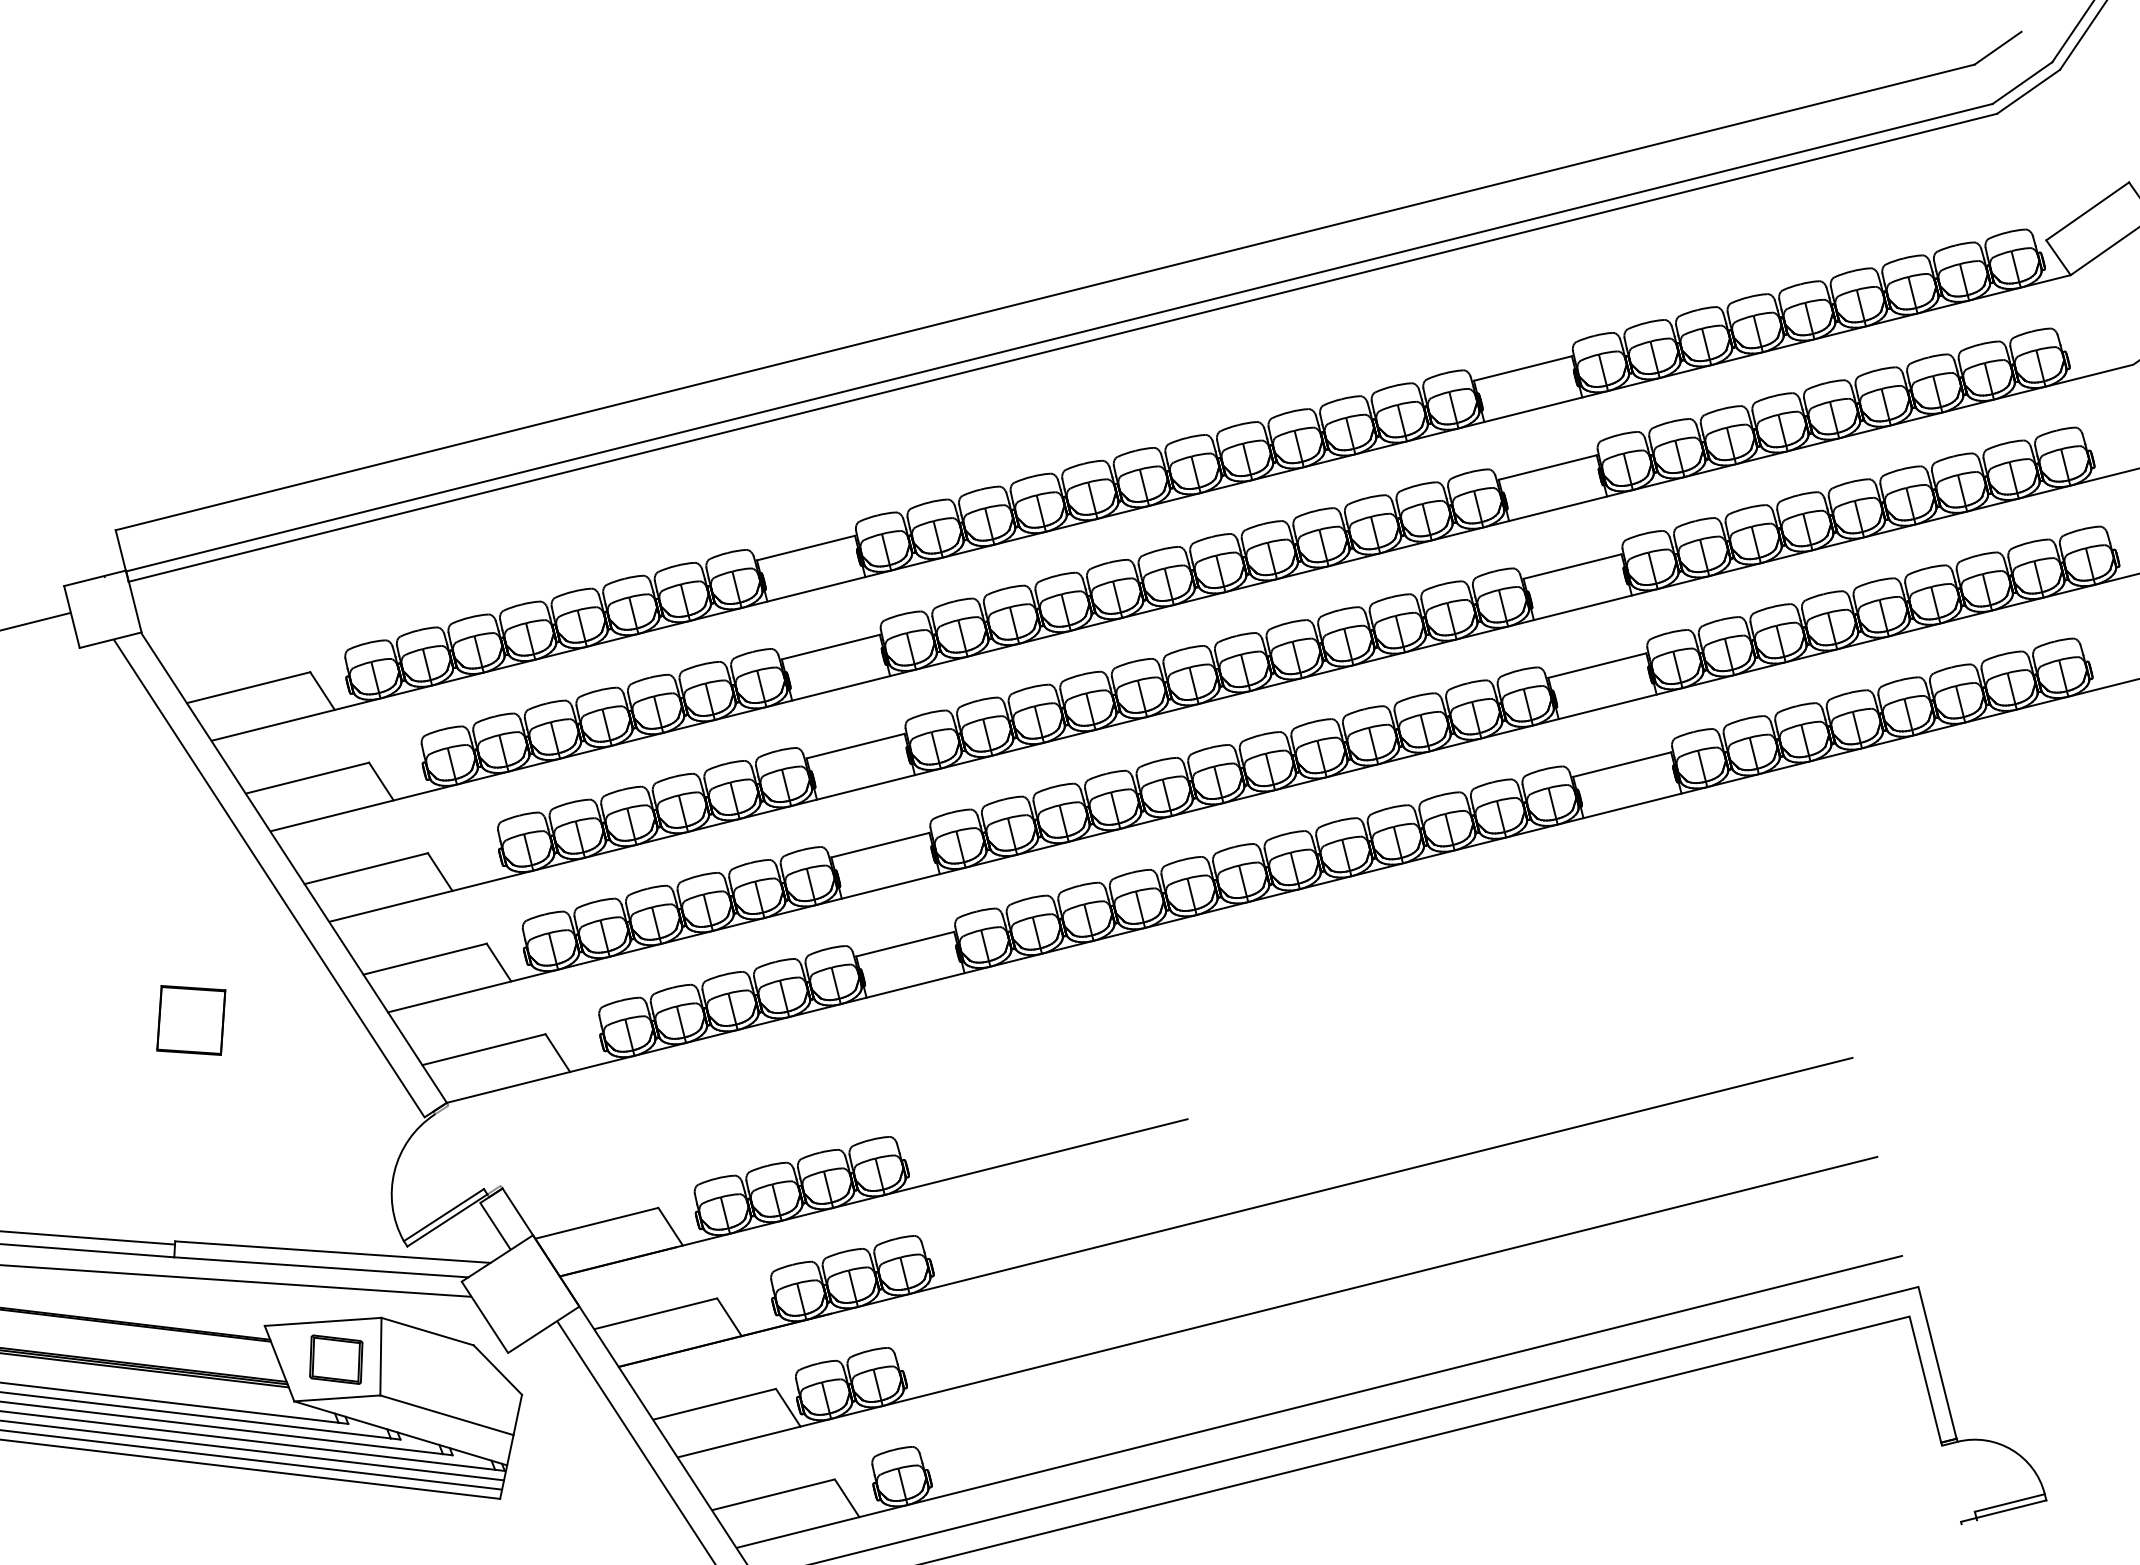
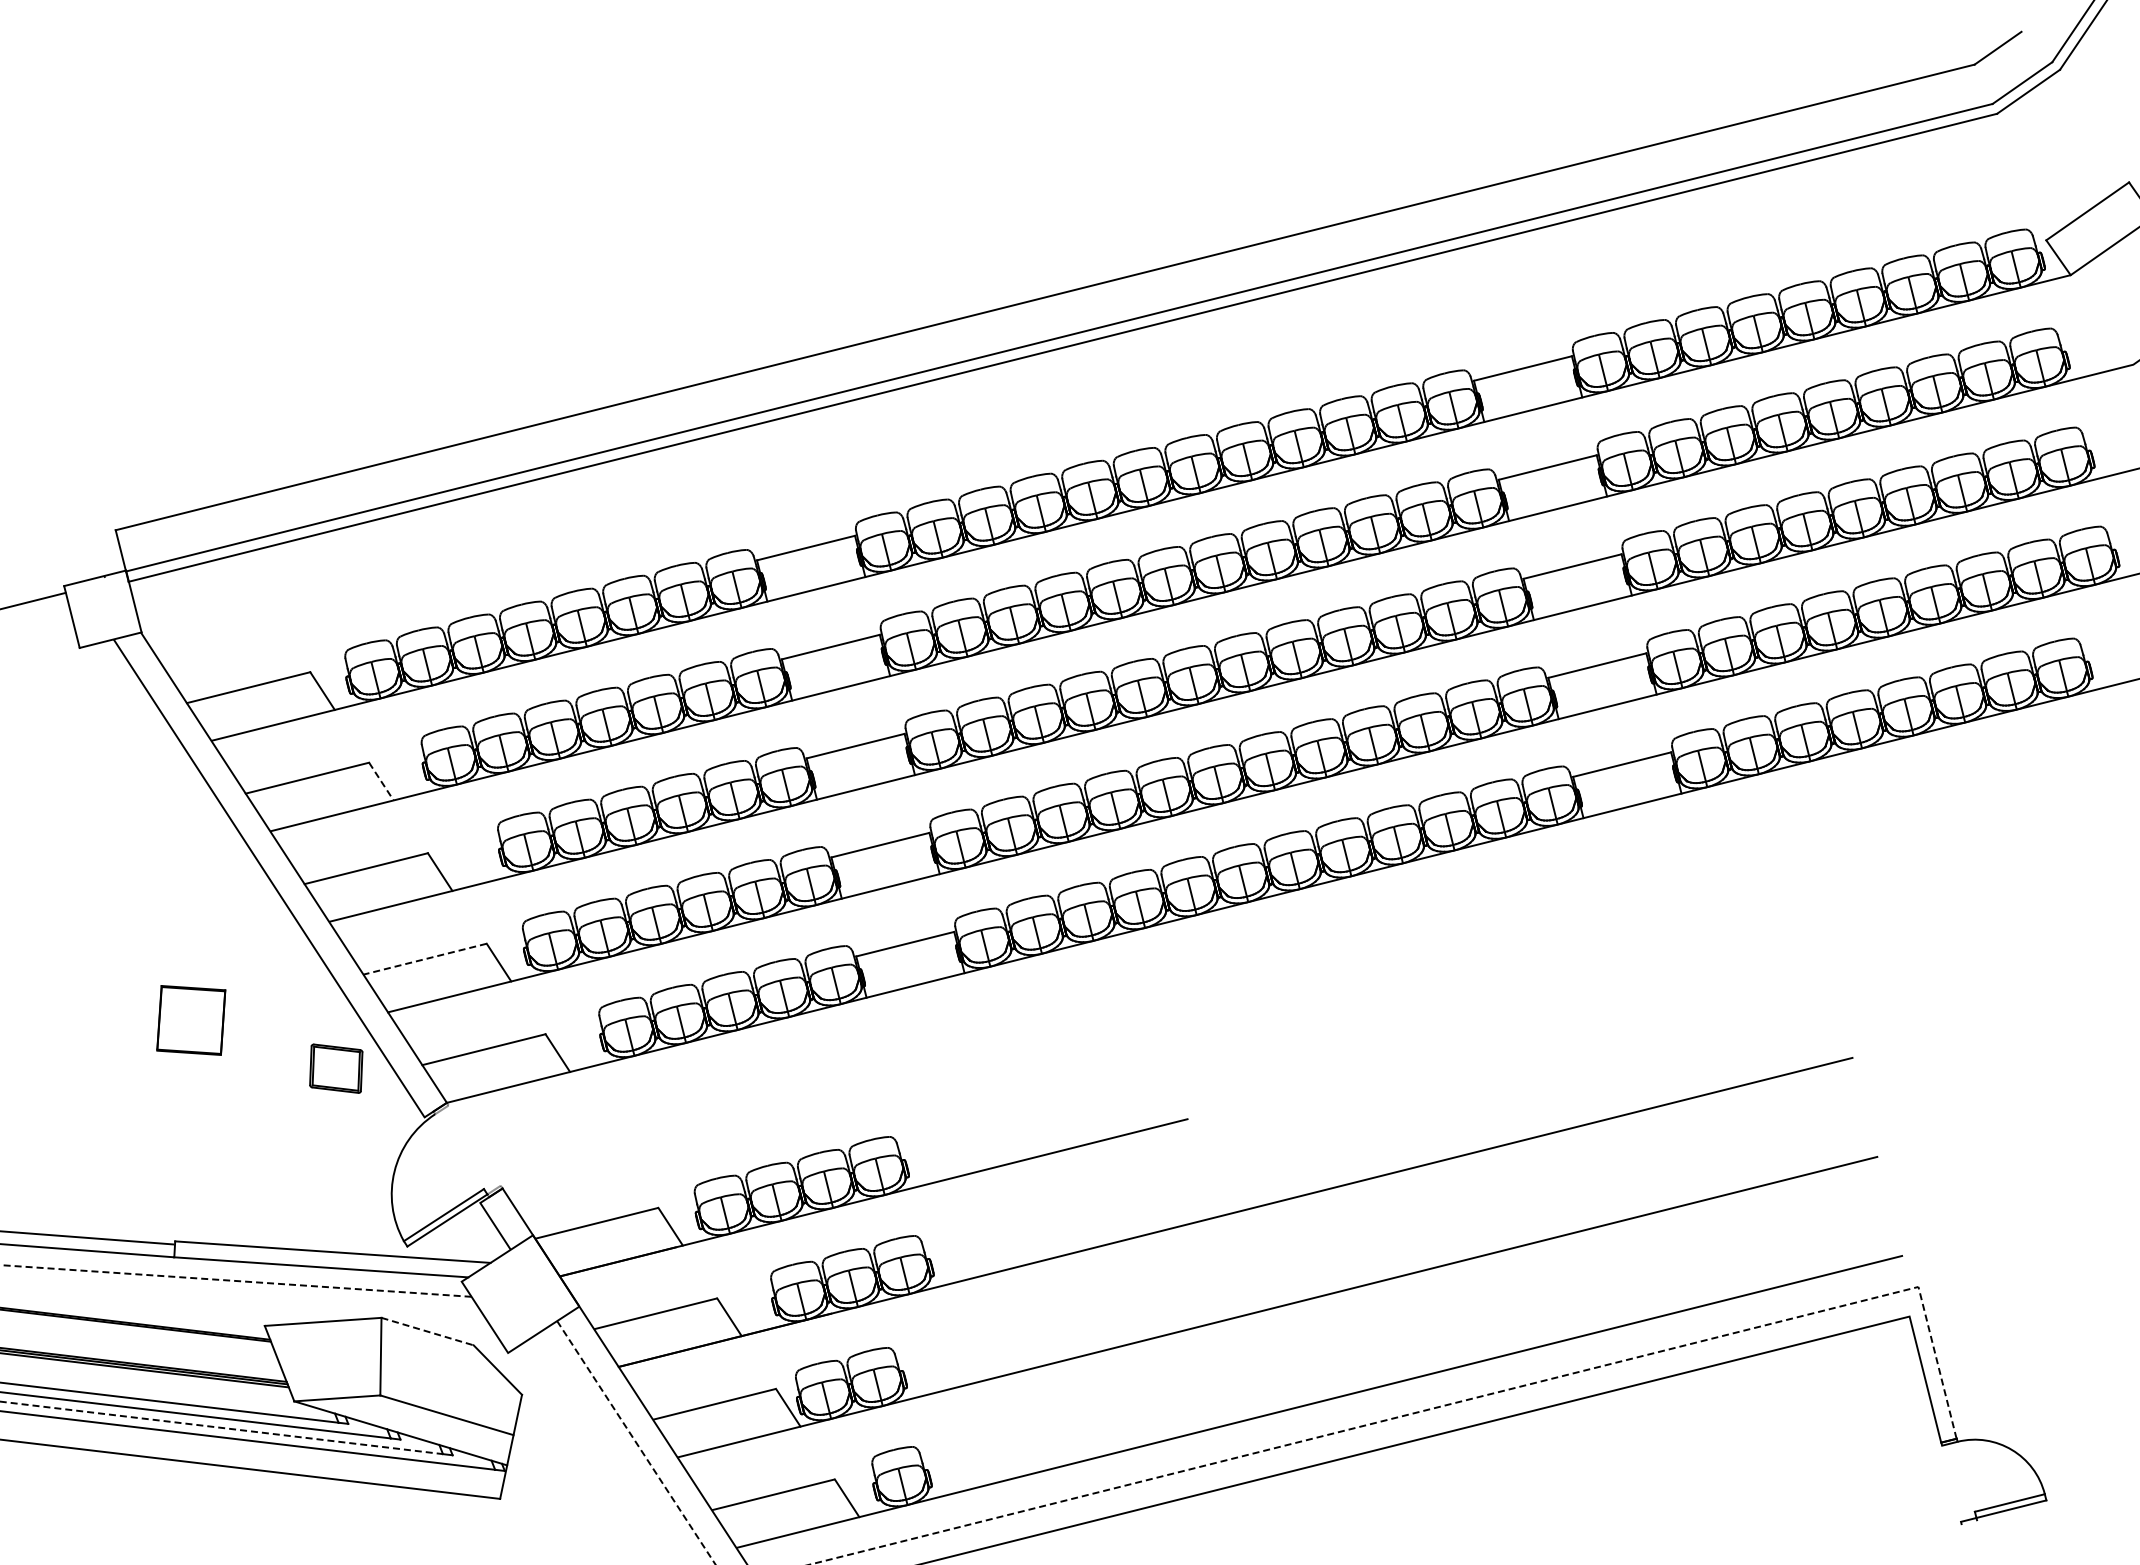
line position: (36, 620) -> (33, 600) (33, 600)
line: solid -> dashed (381, 781)
line: solid -> dashed (425, 959)
line: solid -> dashed (236, 1281)
line: solid -> dashed (428, 1331)
part position: (336, 1359) -> (336, 1068) (336, 1068)
line: solid -> dashed (1439, 1406)
line: solid -> dashed (221, 1427)
line: solid -> dashed (636, 1443)
line: present -> none (253, 1450)
line: present -> none (252, 1459)
